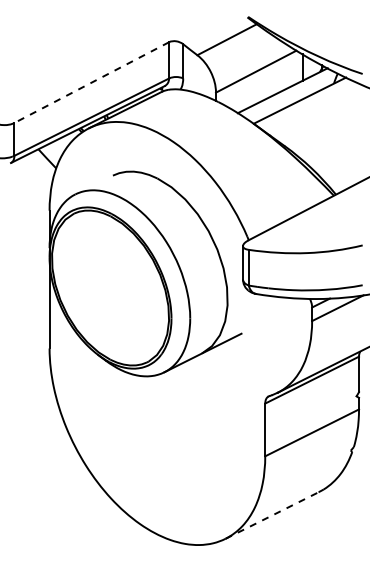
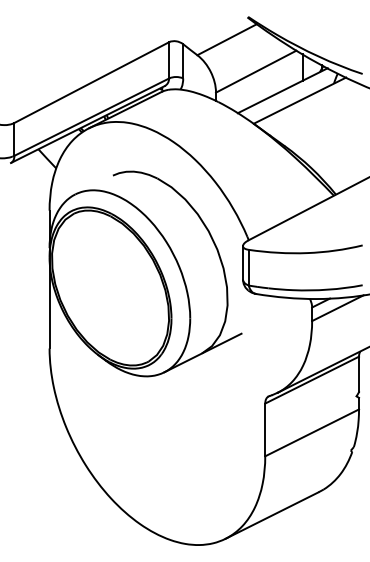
line: dashed -> solid (91, 82)
line: dashed -> solid (272, 515)
